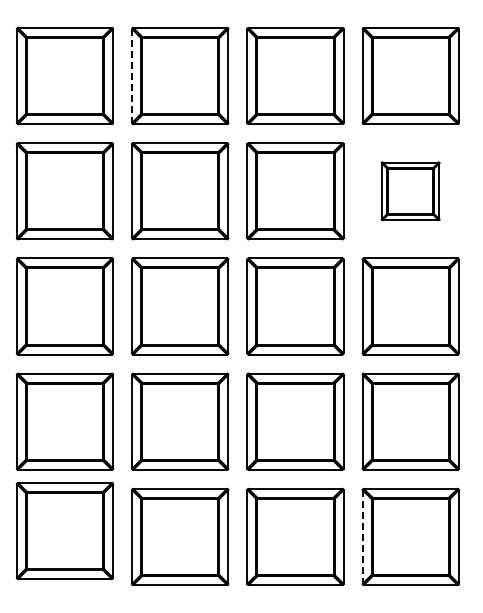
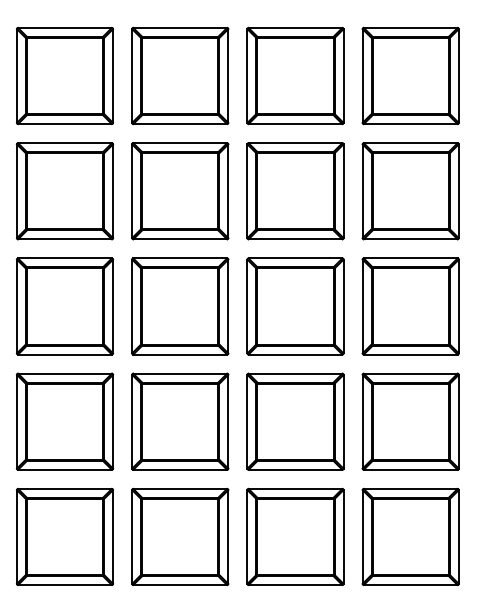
line: dashed -> solid (132, 76)
part size: 61x61 px -> 99x99 px (410, 191)
part position: (64, 530) -> (64, 536) (64, 536)
line: dashed -> solid (362, 536)
